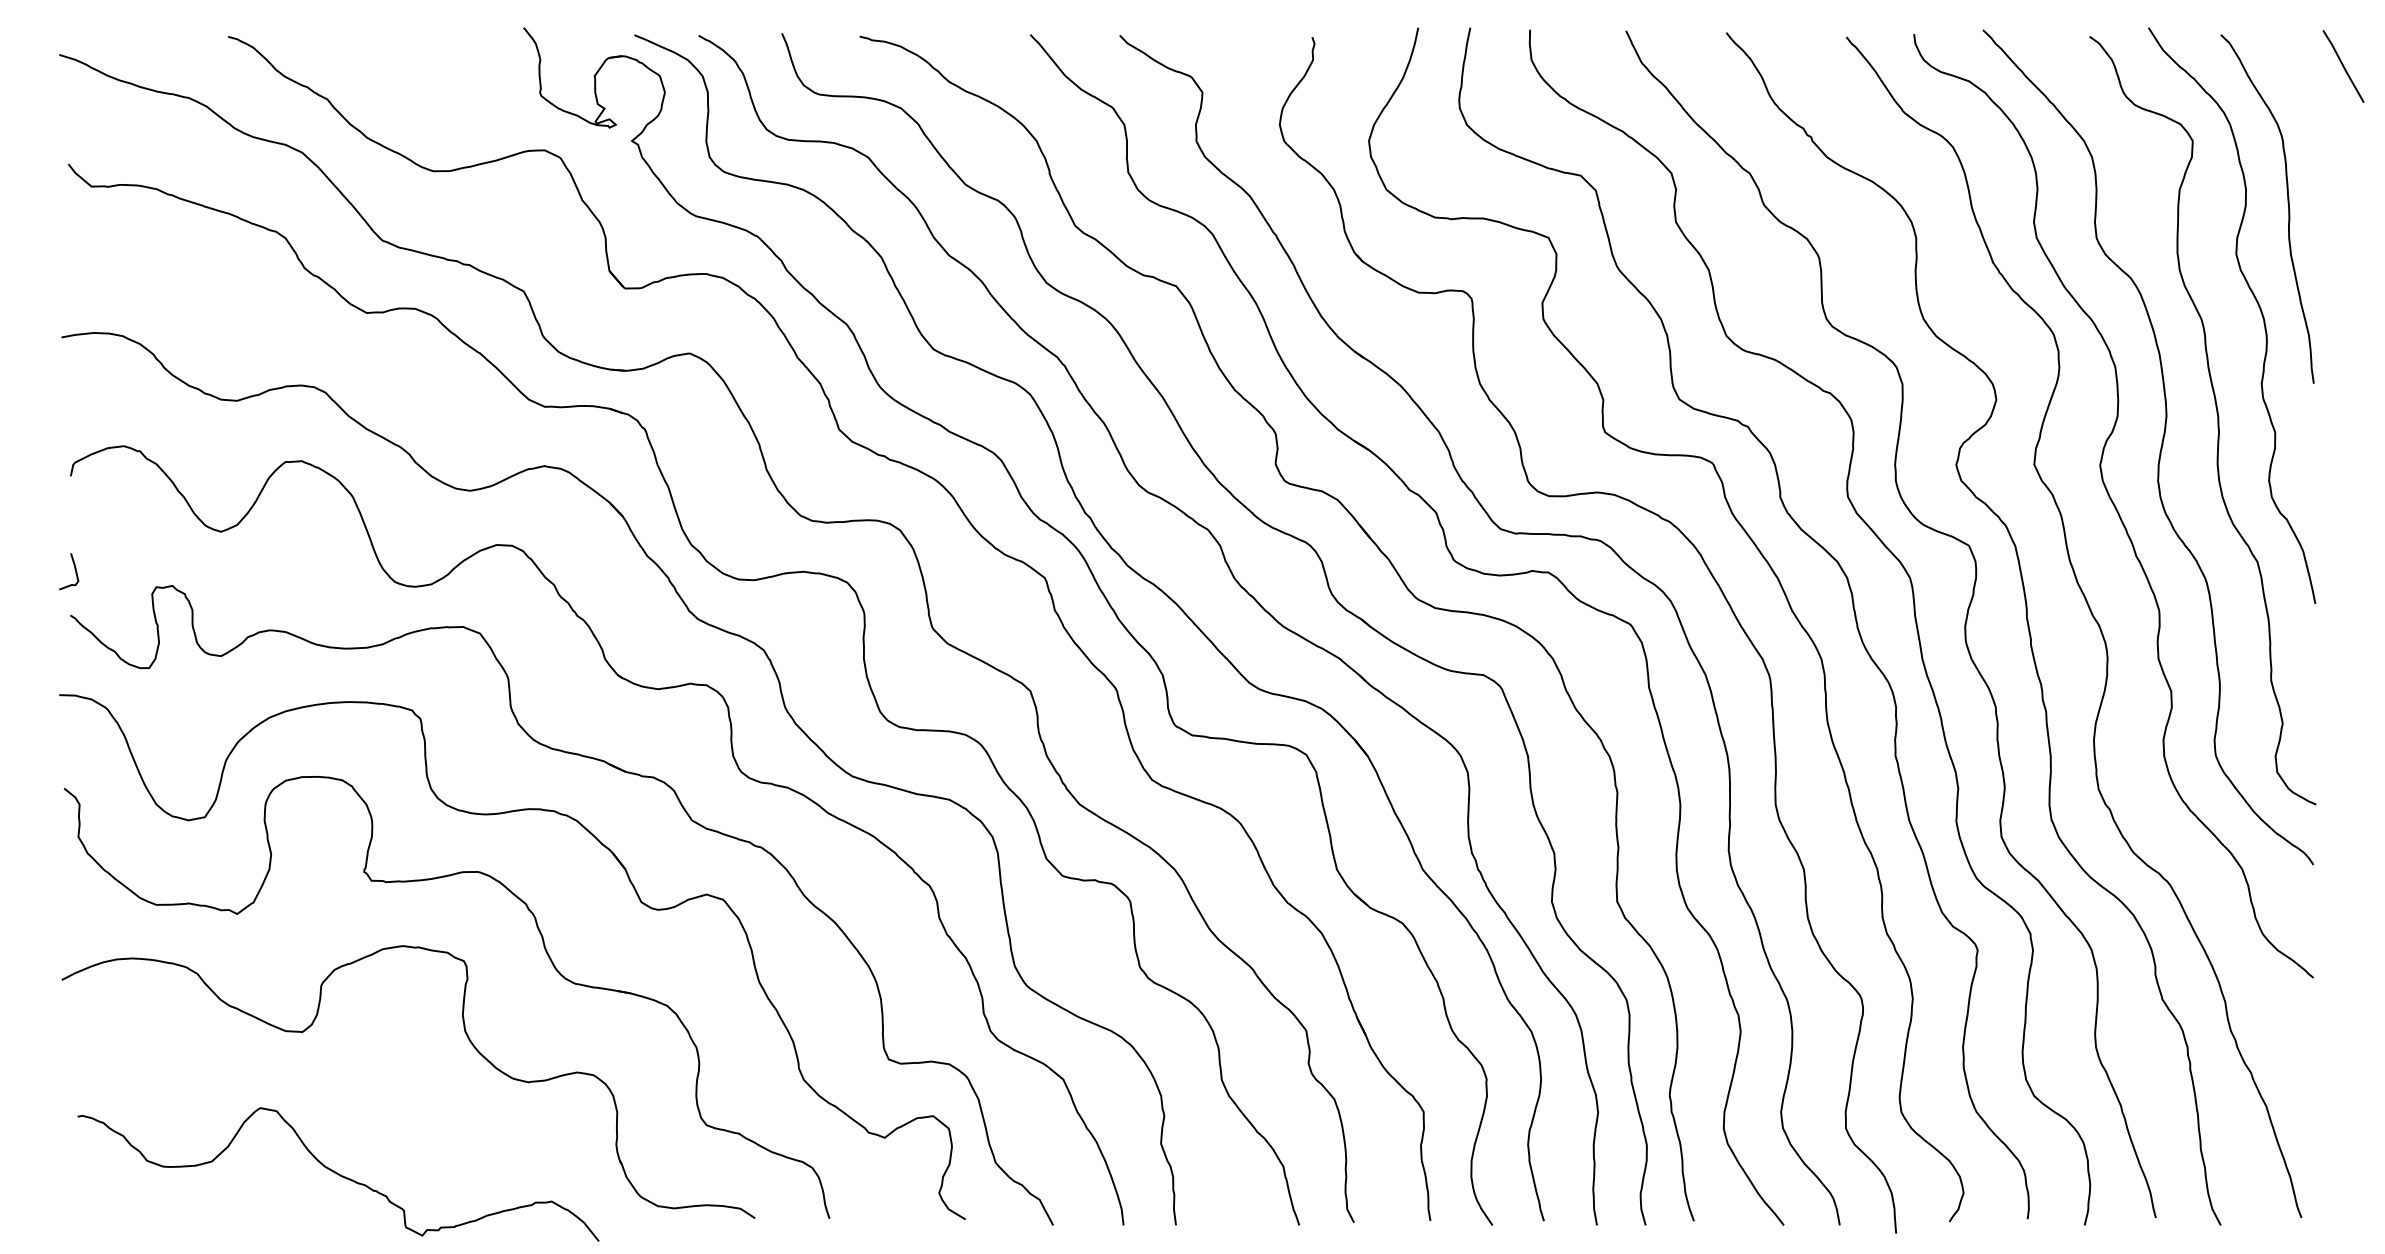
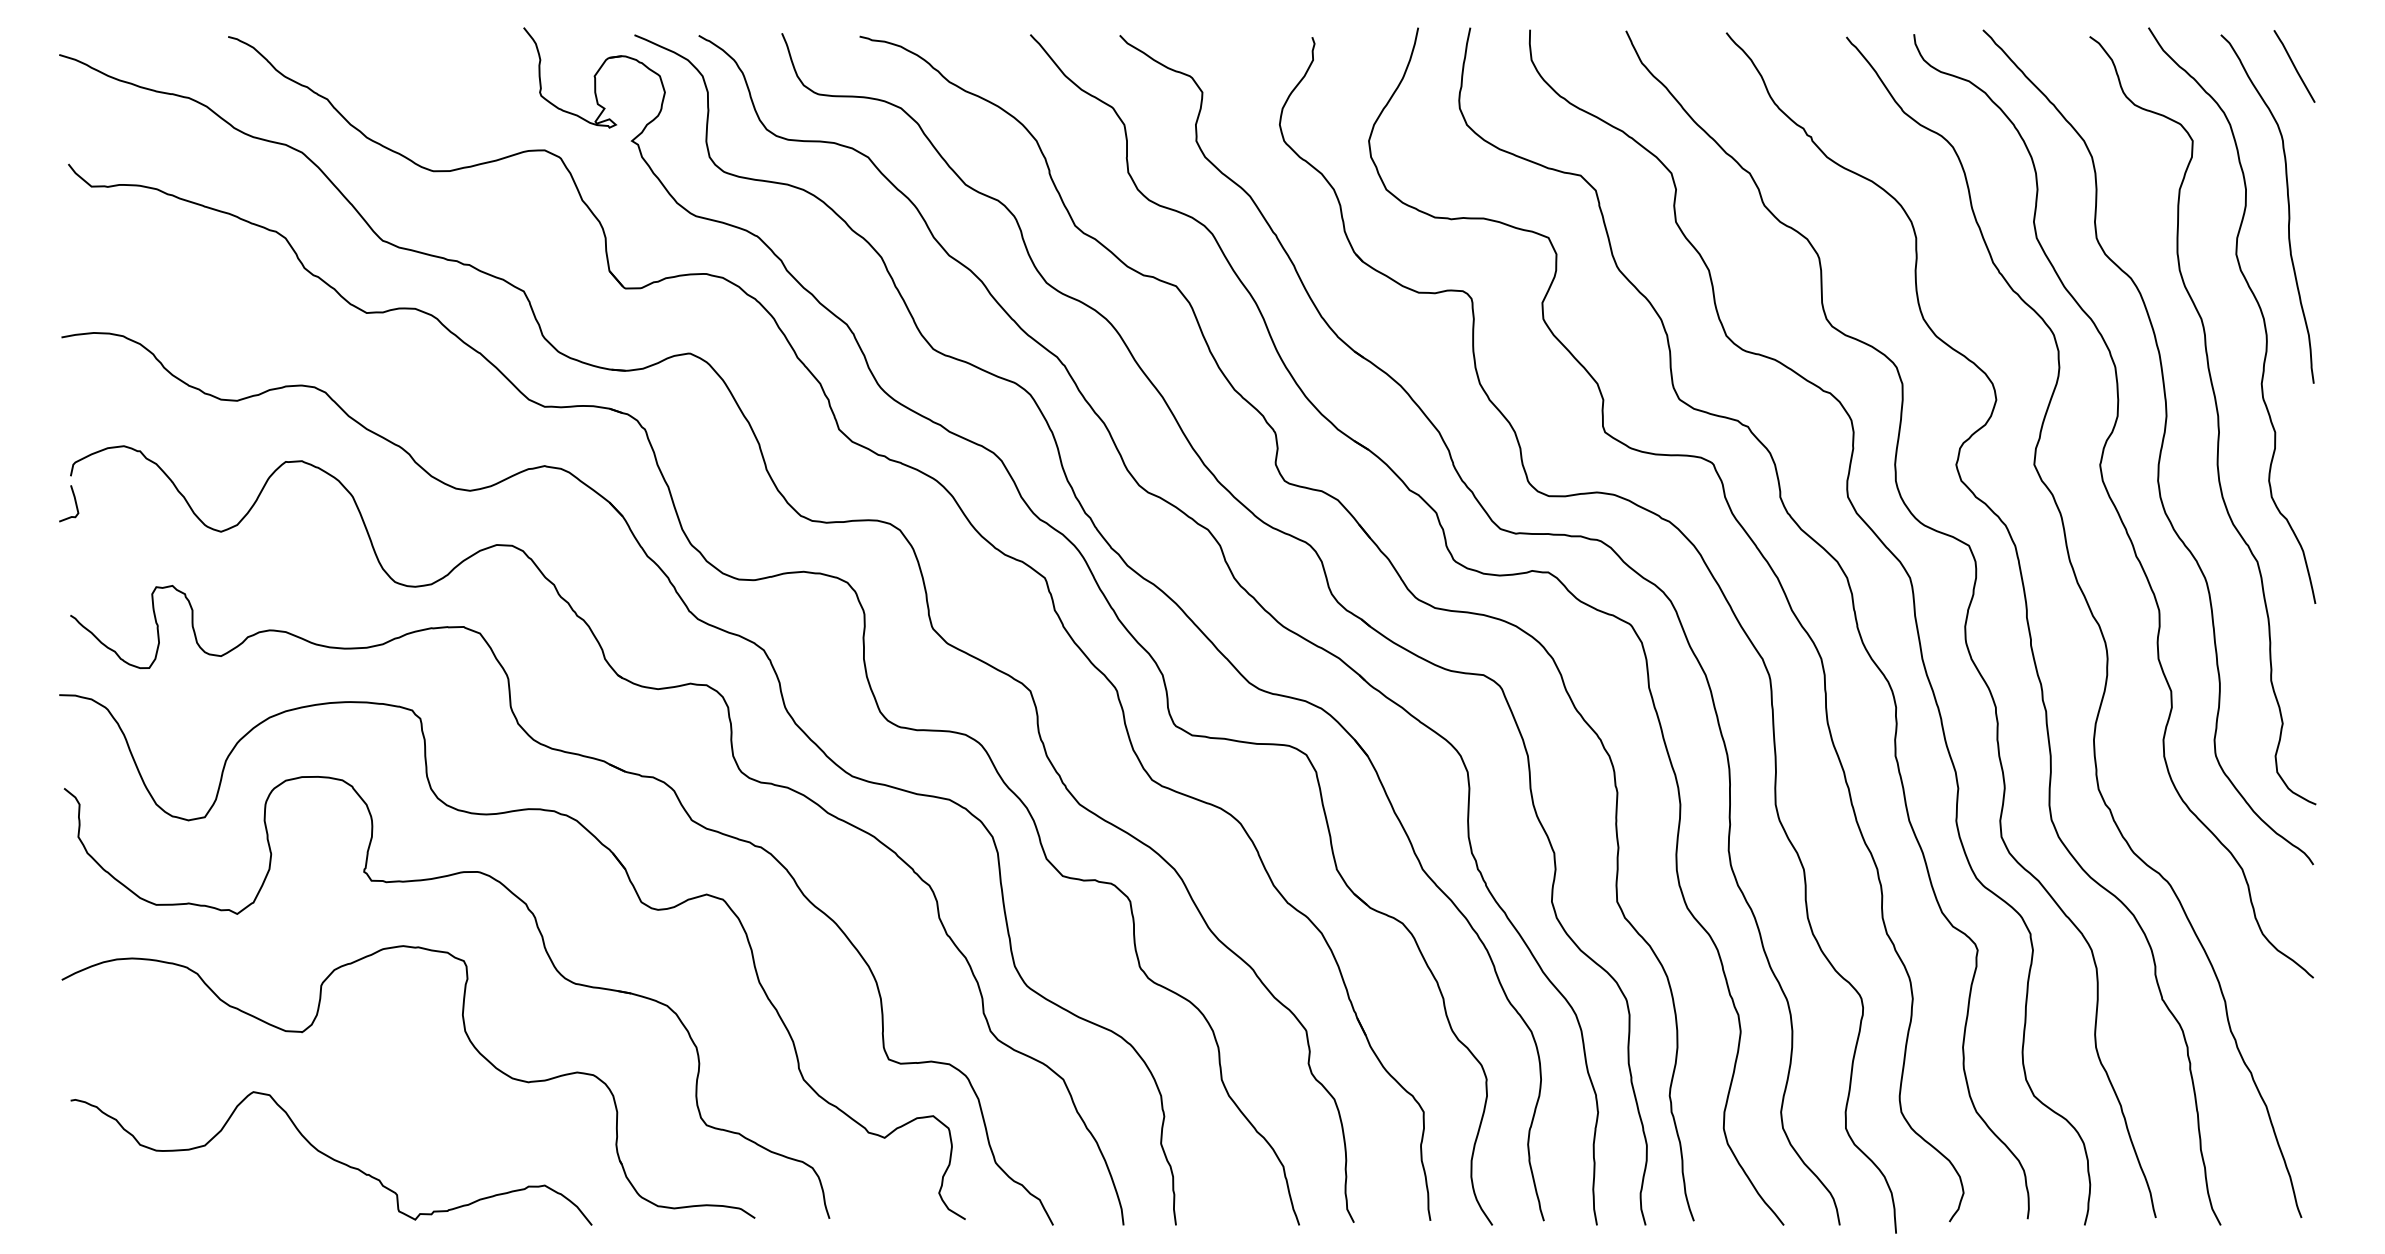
line position: (2343, 66) -> (2294, 66) (2294, 66)
curve position: (74, 569) -> (74, 501) (74, 501)
curve position: (338, 1174) -> (331, 1158) (331, 1158)
